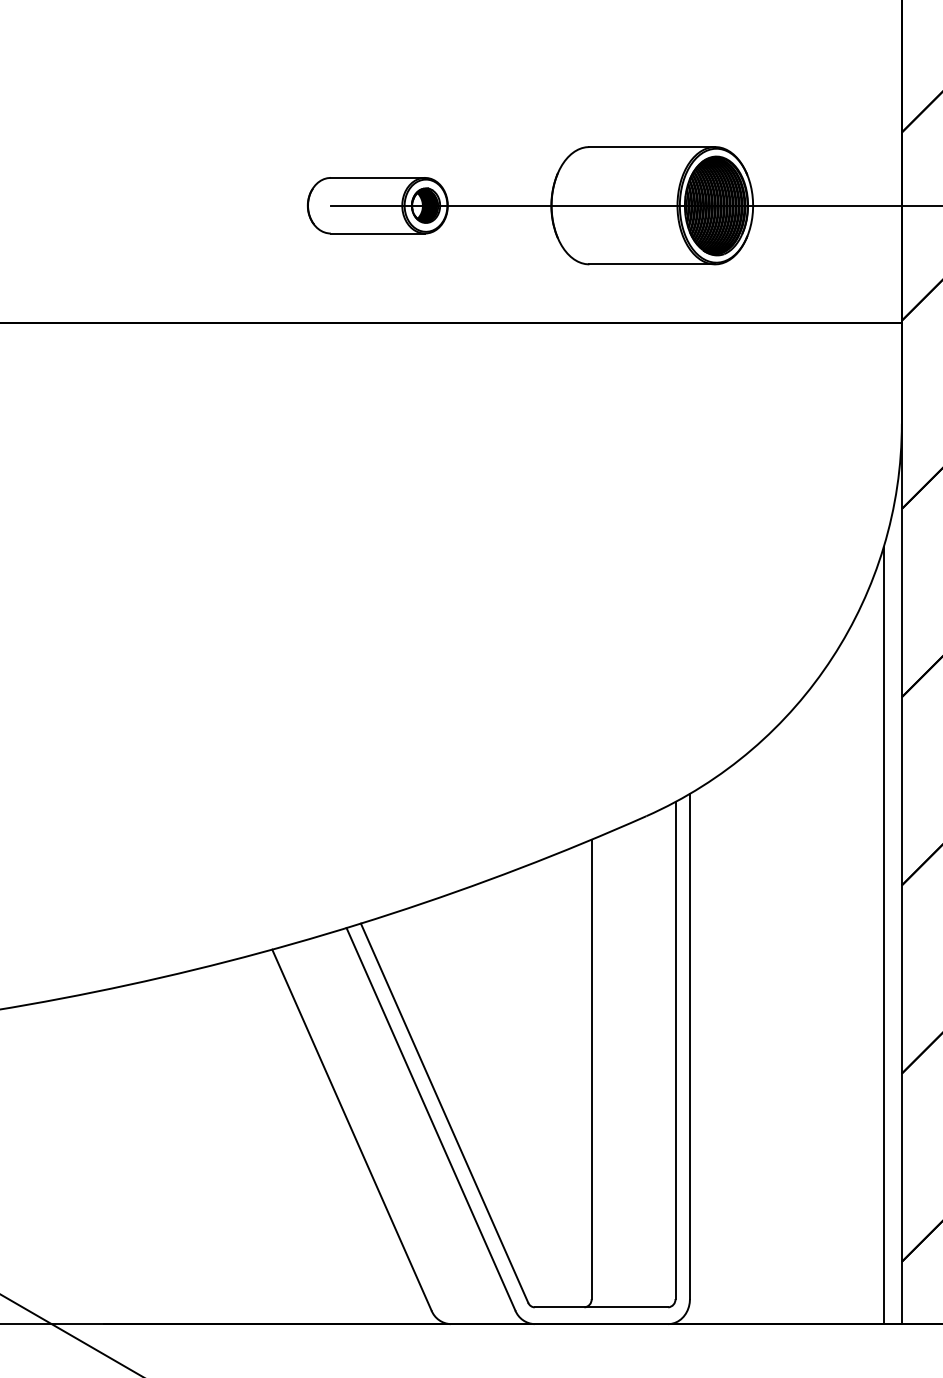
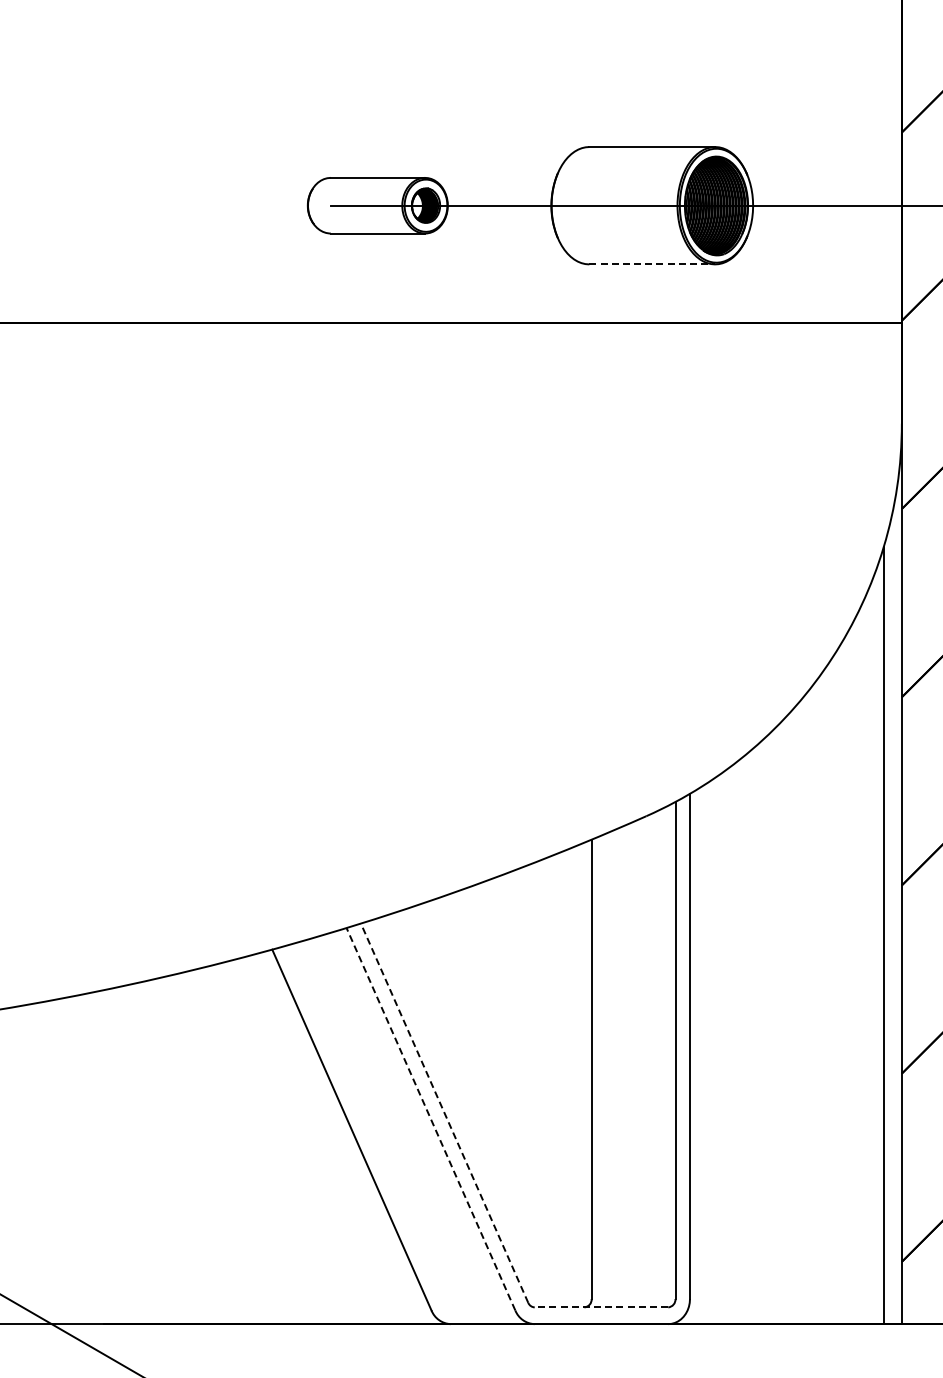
line: solid -> dashed (652, 264)
line: solid -> dashed (444, 1112)
line: solid -> dashed (430, 1119)
line: solid -> dashed (601, 1307)
